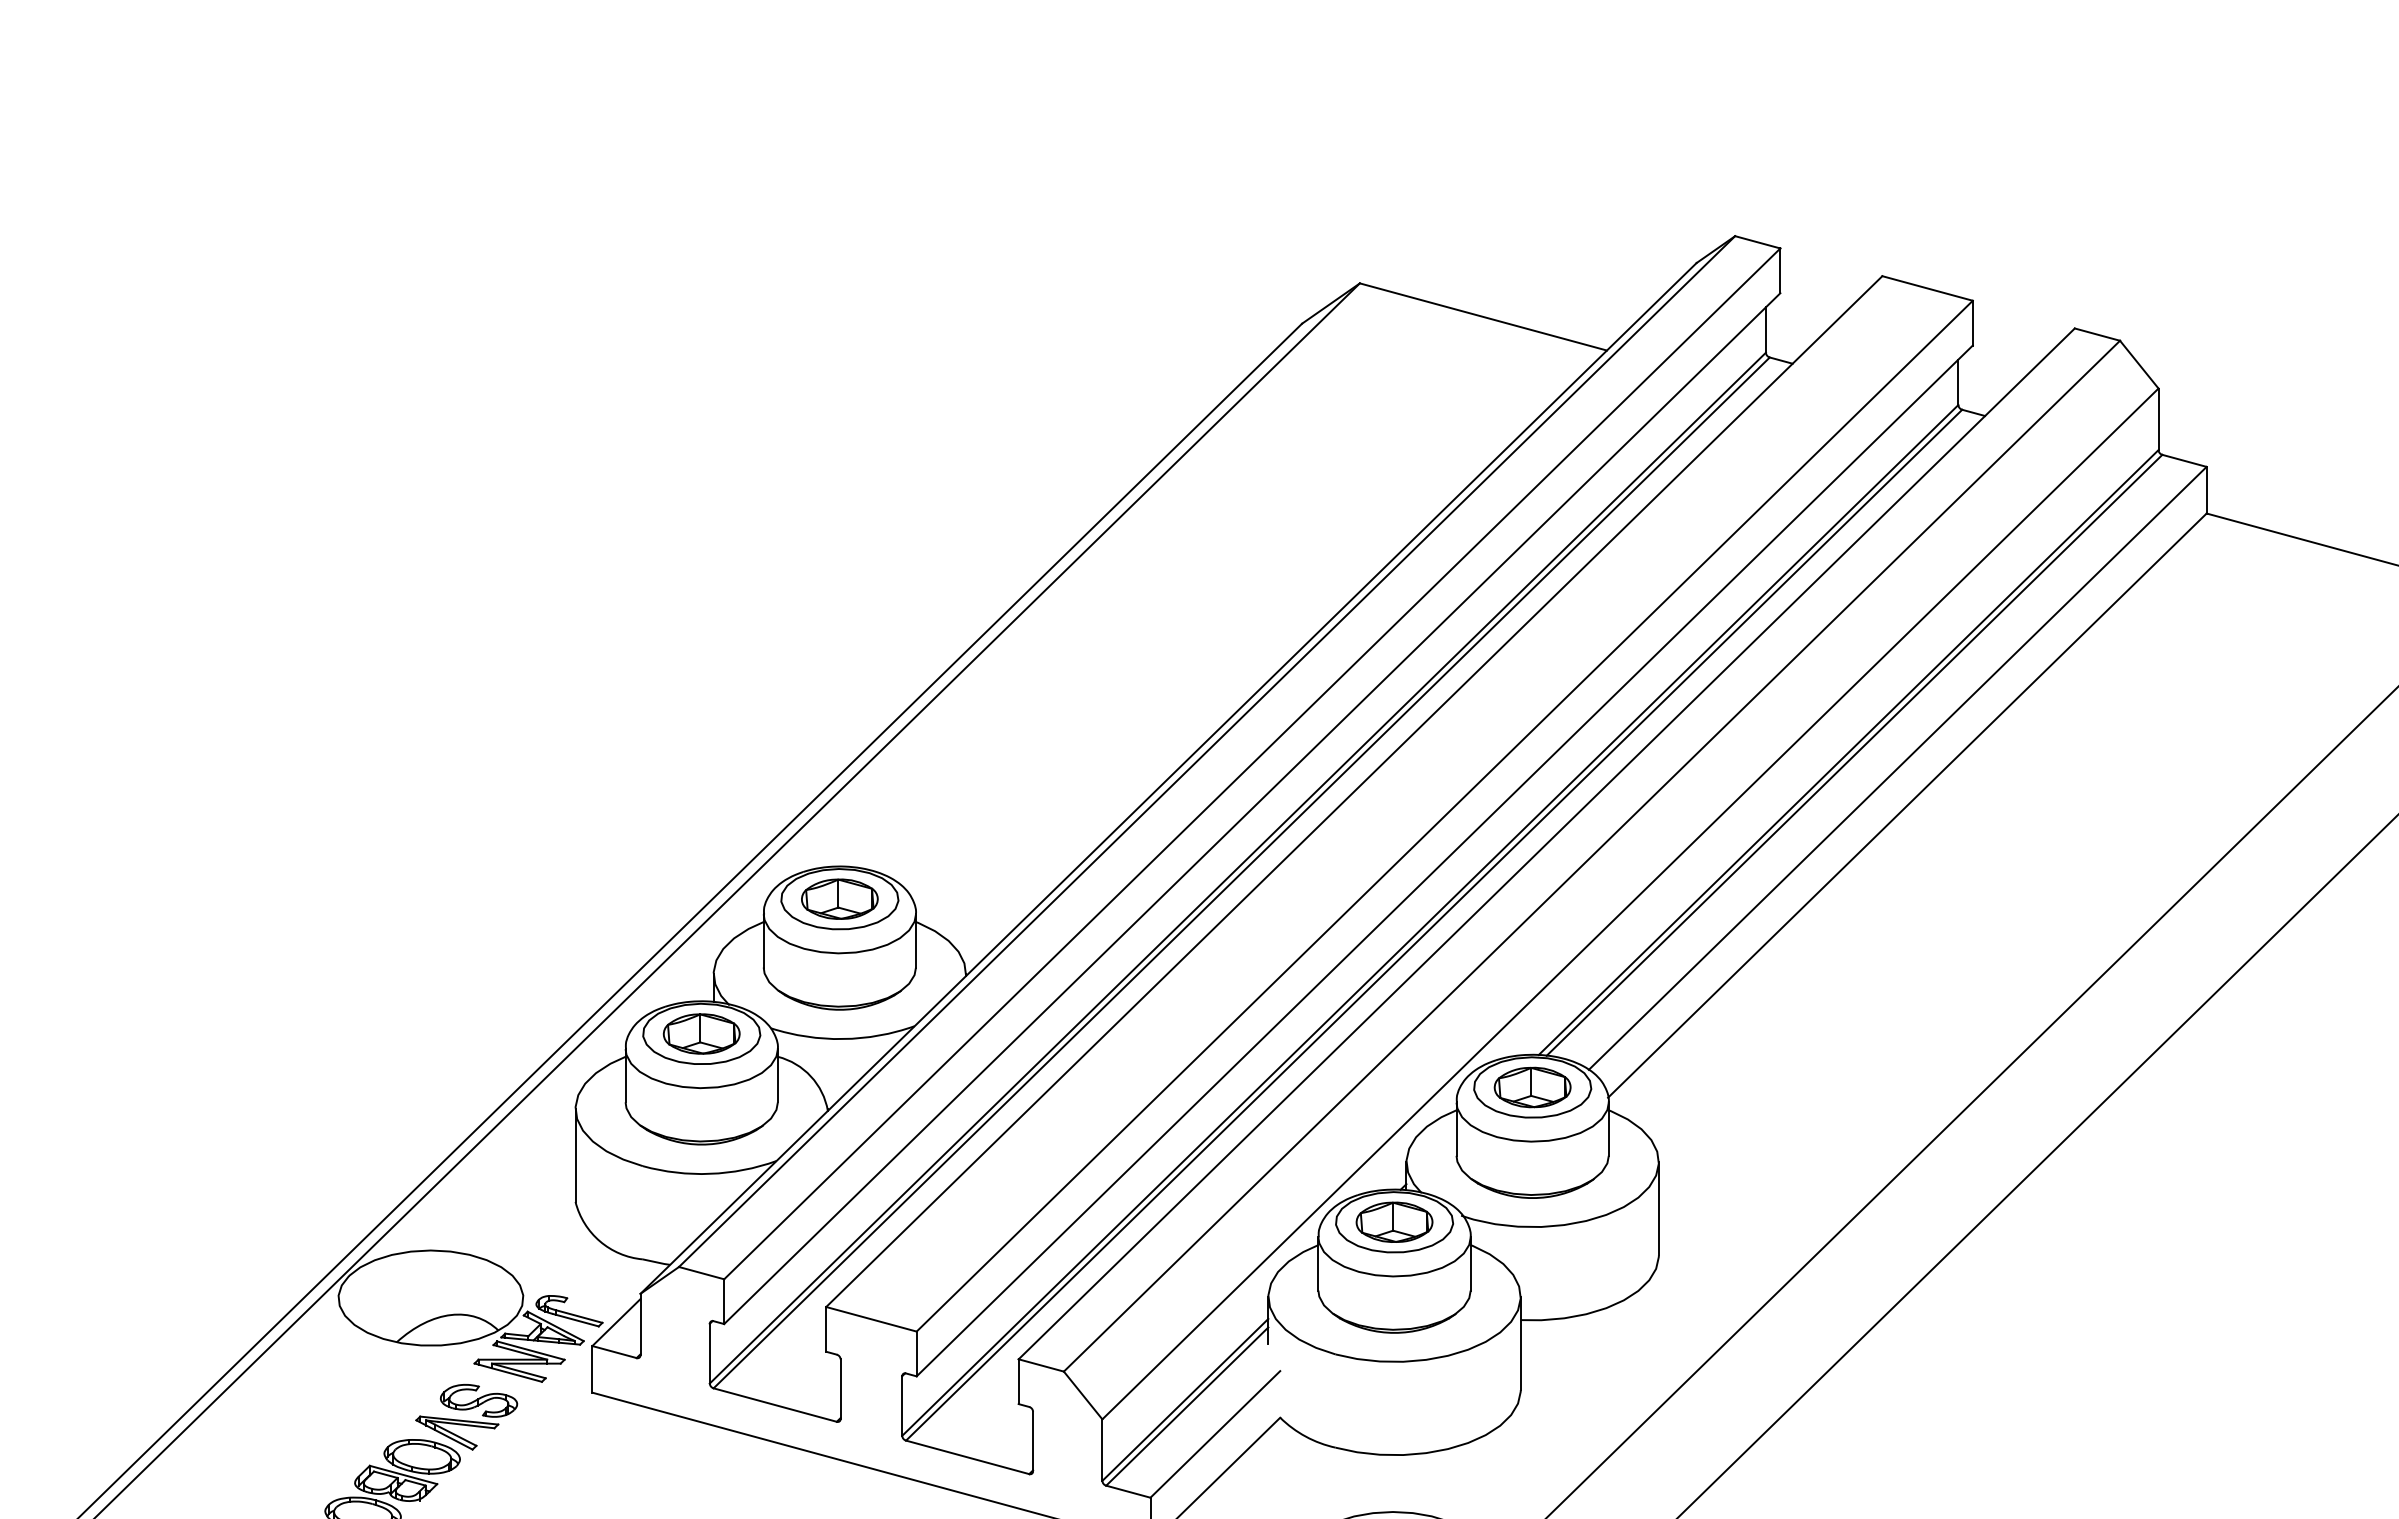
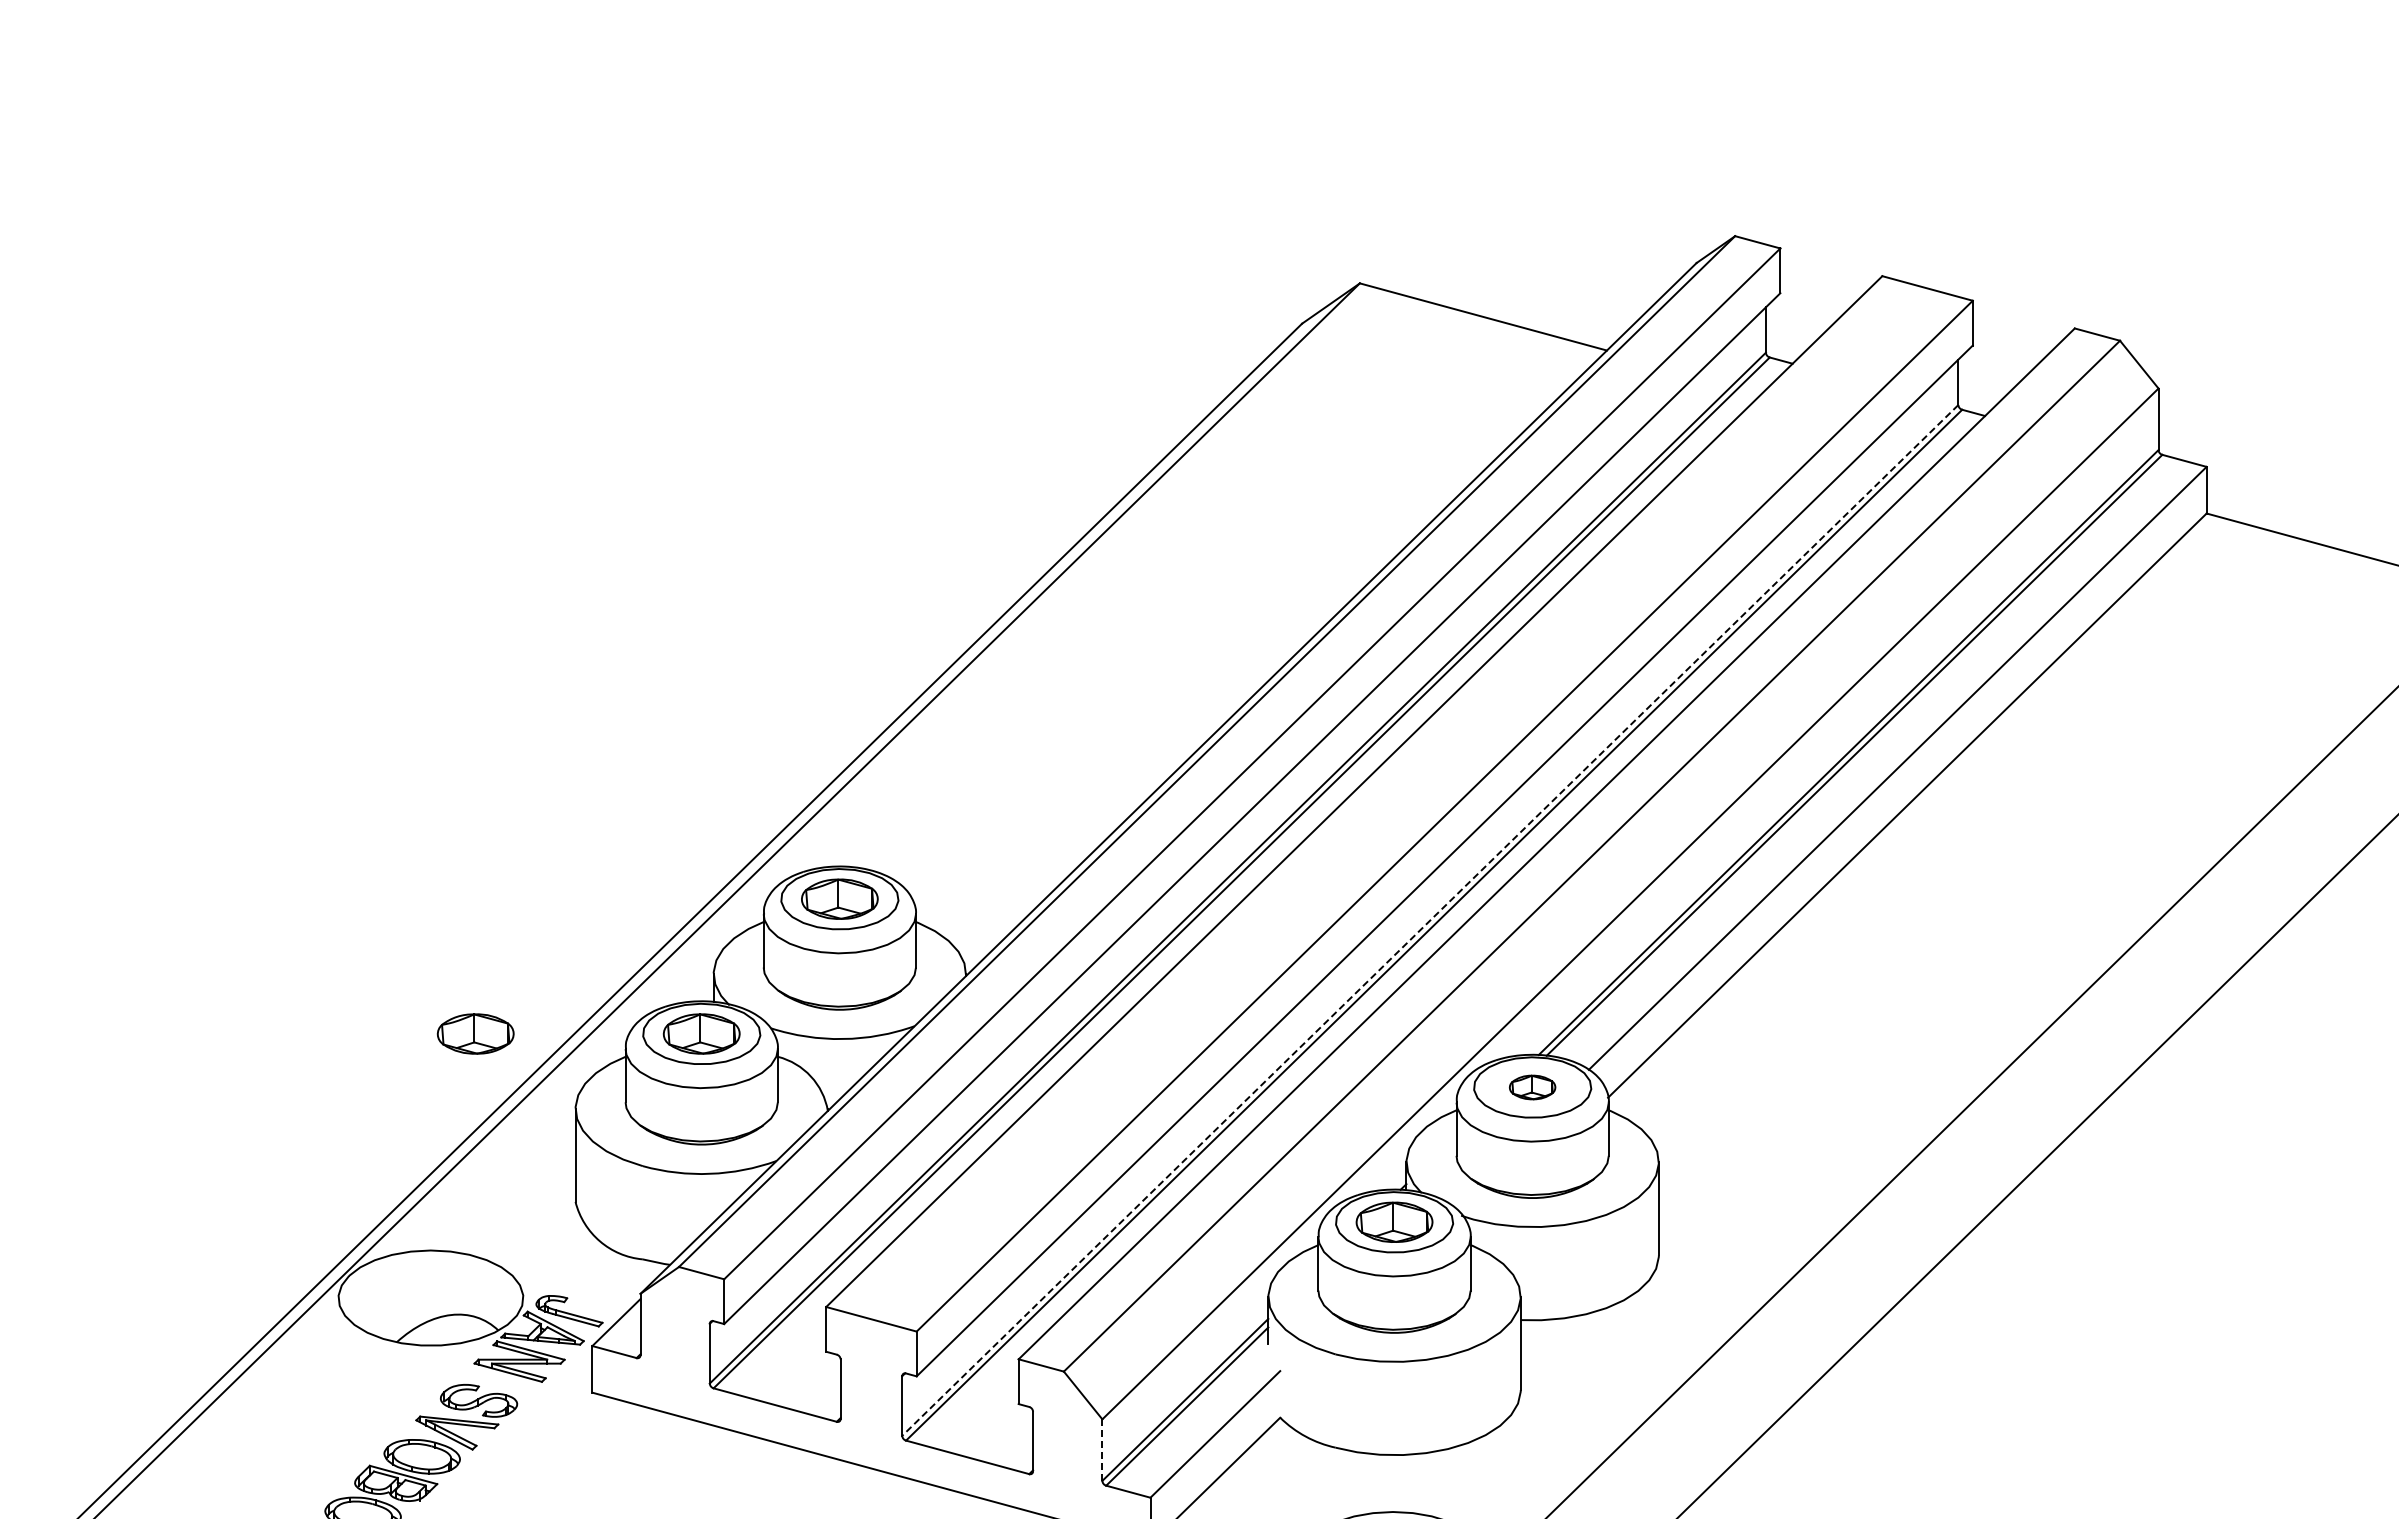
line: solid -> dashed (1430, 920)
part: none -> present (475, 1033)
part size: 79x43 px -> 48x27 px (1532, 1087)
line: solid -> dashed (1102, 1450)
